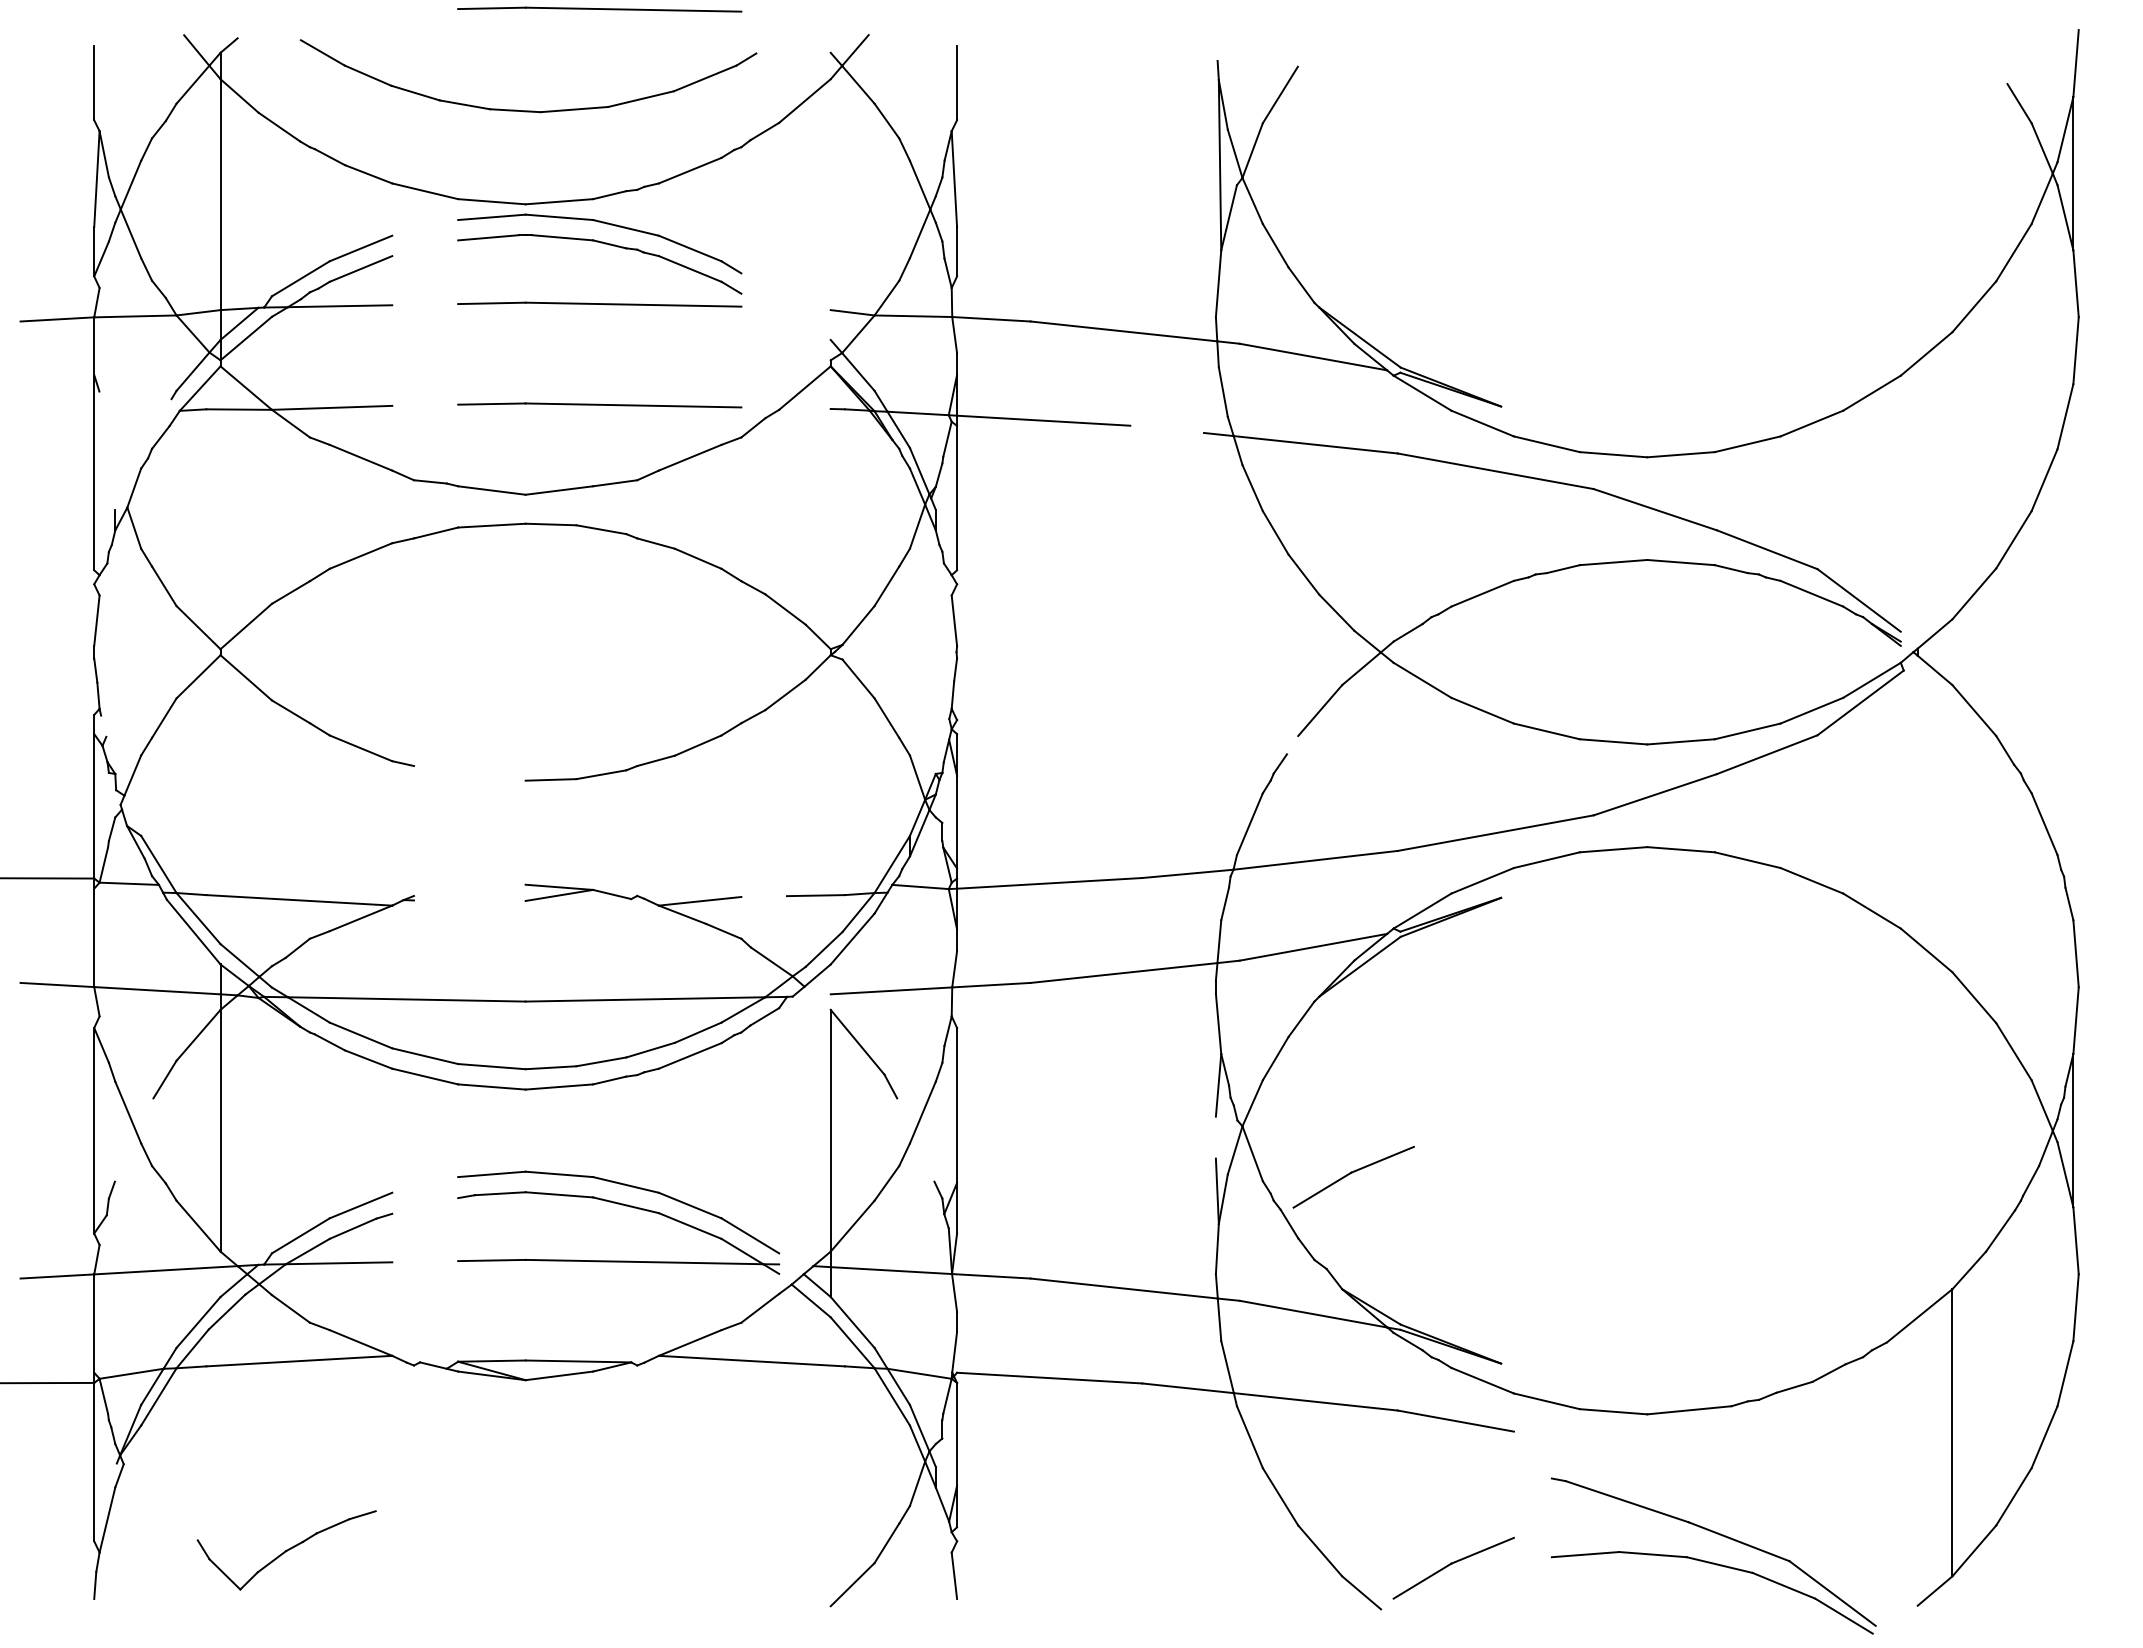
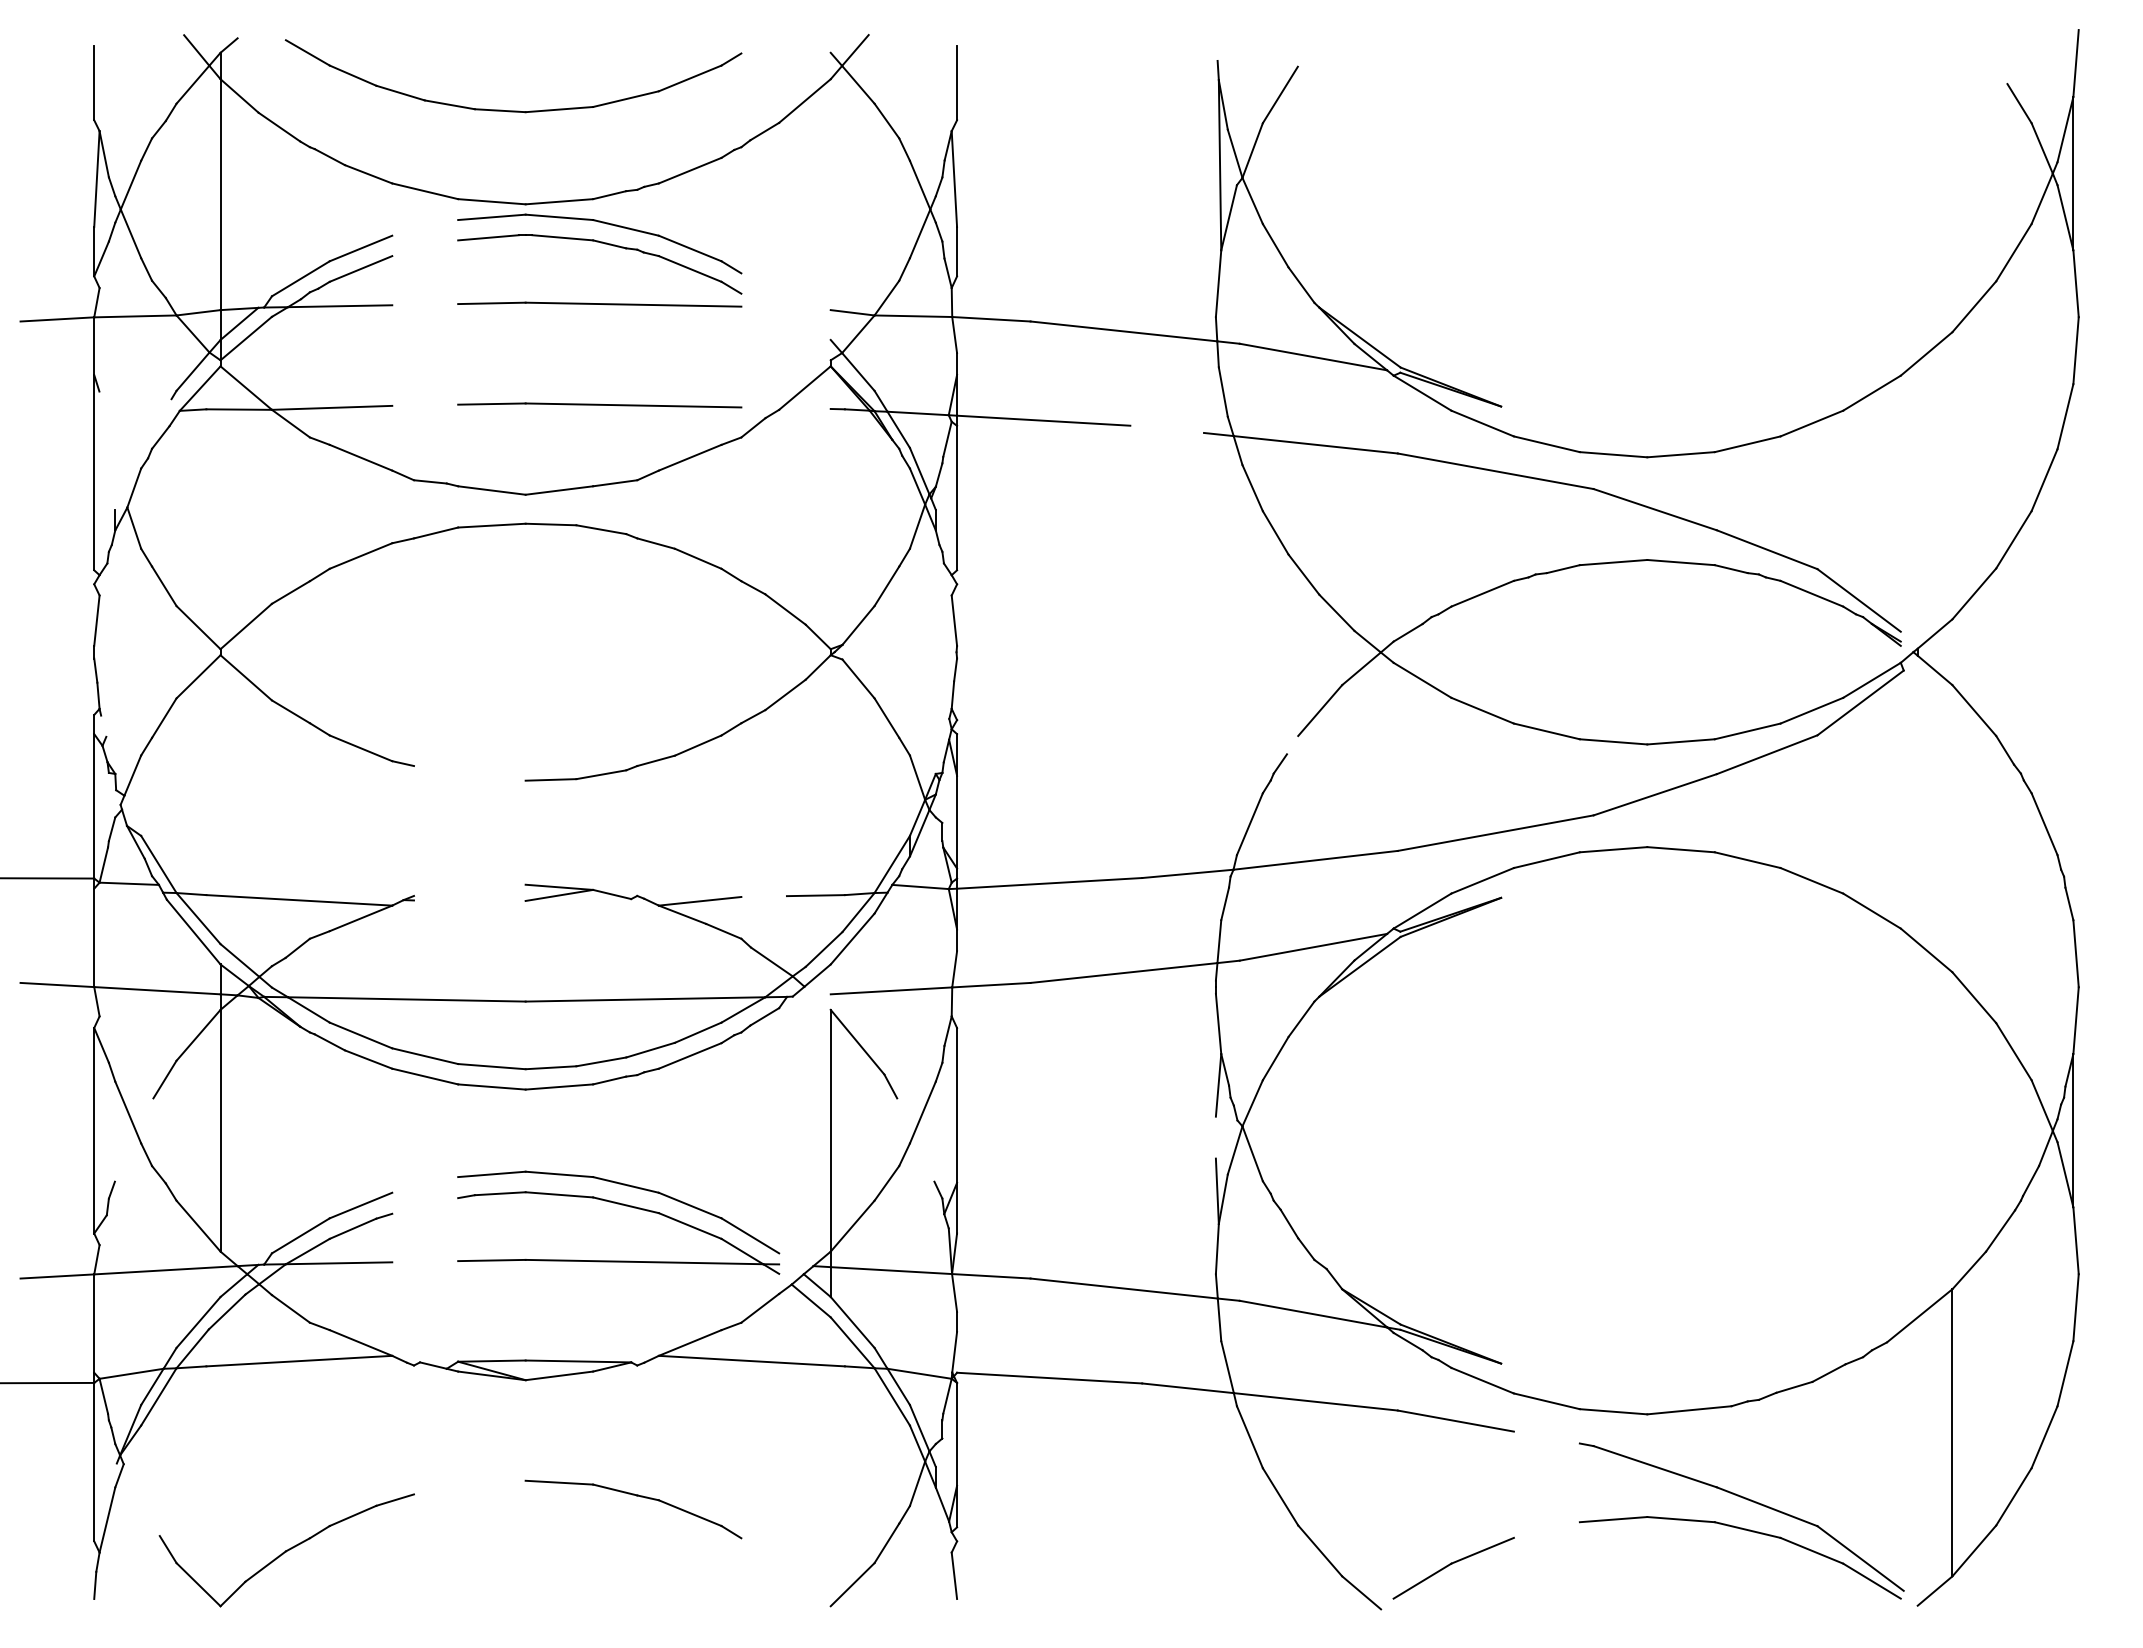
part: present -> none (599, 9)
part position: (528, 110) -> (513, 110) (513, 110)
part: present -> none (1353, 1176)
part: none -> present (636, 1496)
part size: 181x81 px -> 257x115 px (286, 1550)
part position: (1710, 1561) -> (1738, 1526) (1738, 1526)
